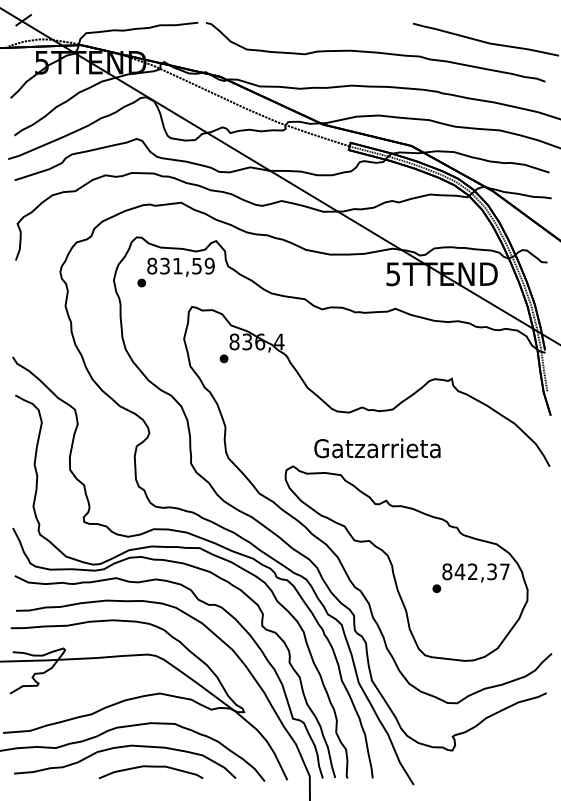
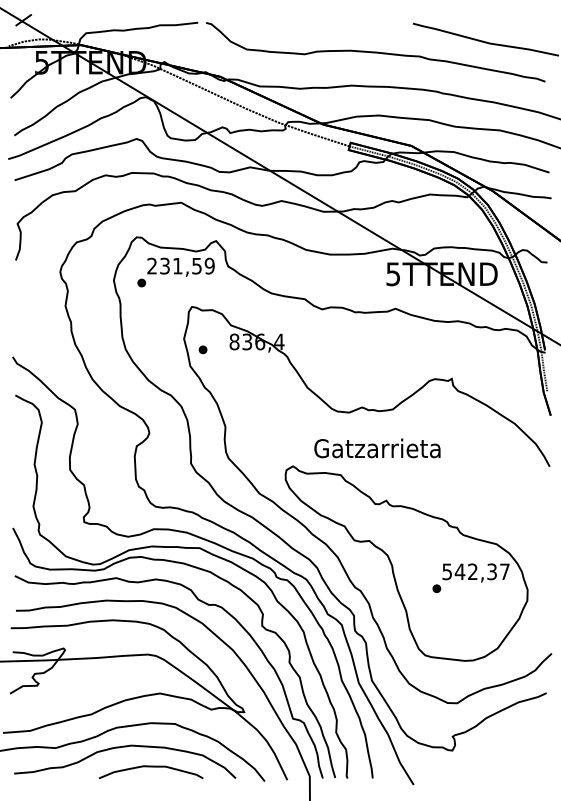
text: 831,59 -> 231,59 (152, 265)
part position: (223, 358) -> (202, 349) (202, 349)
text: 842,37 -> 542,37 (447, 571)
